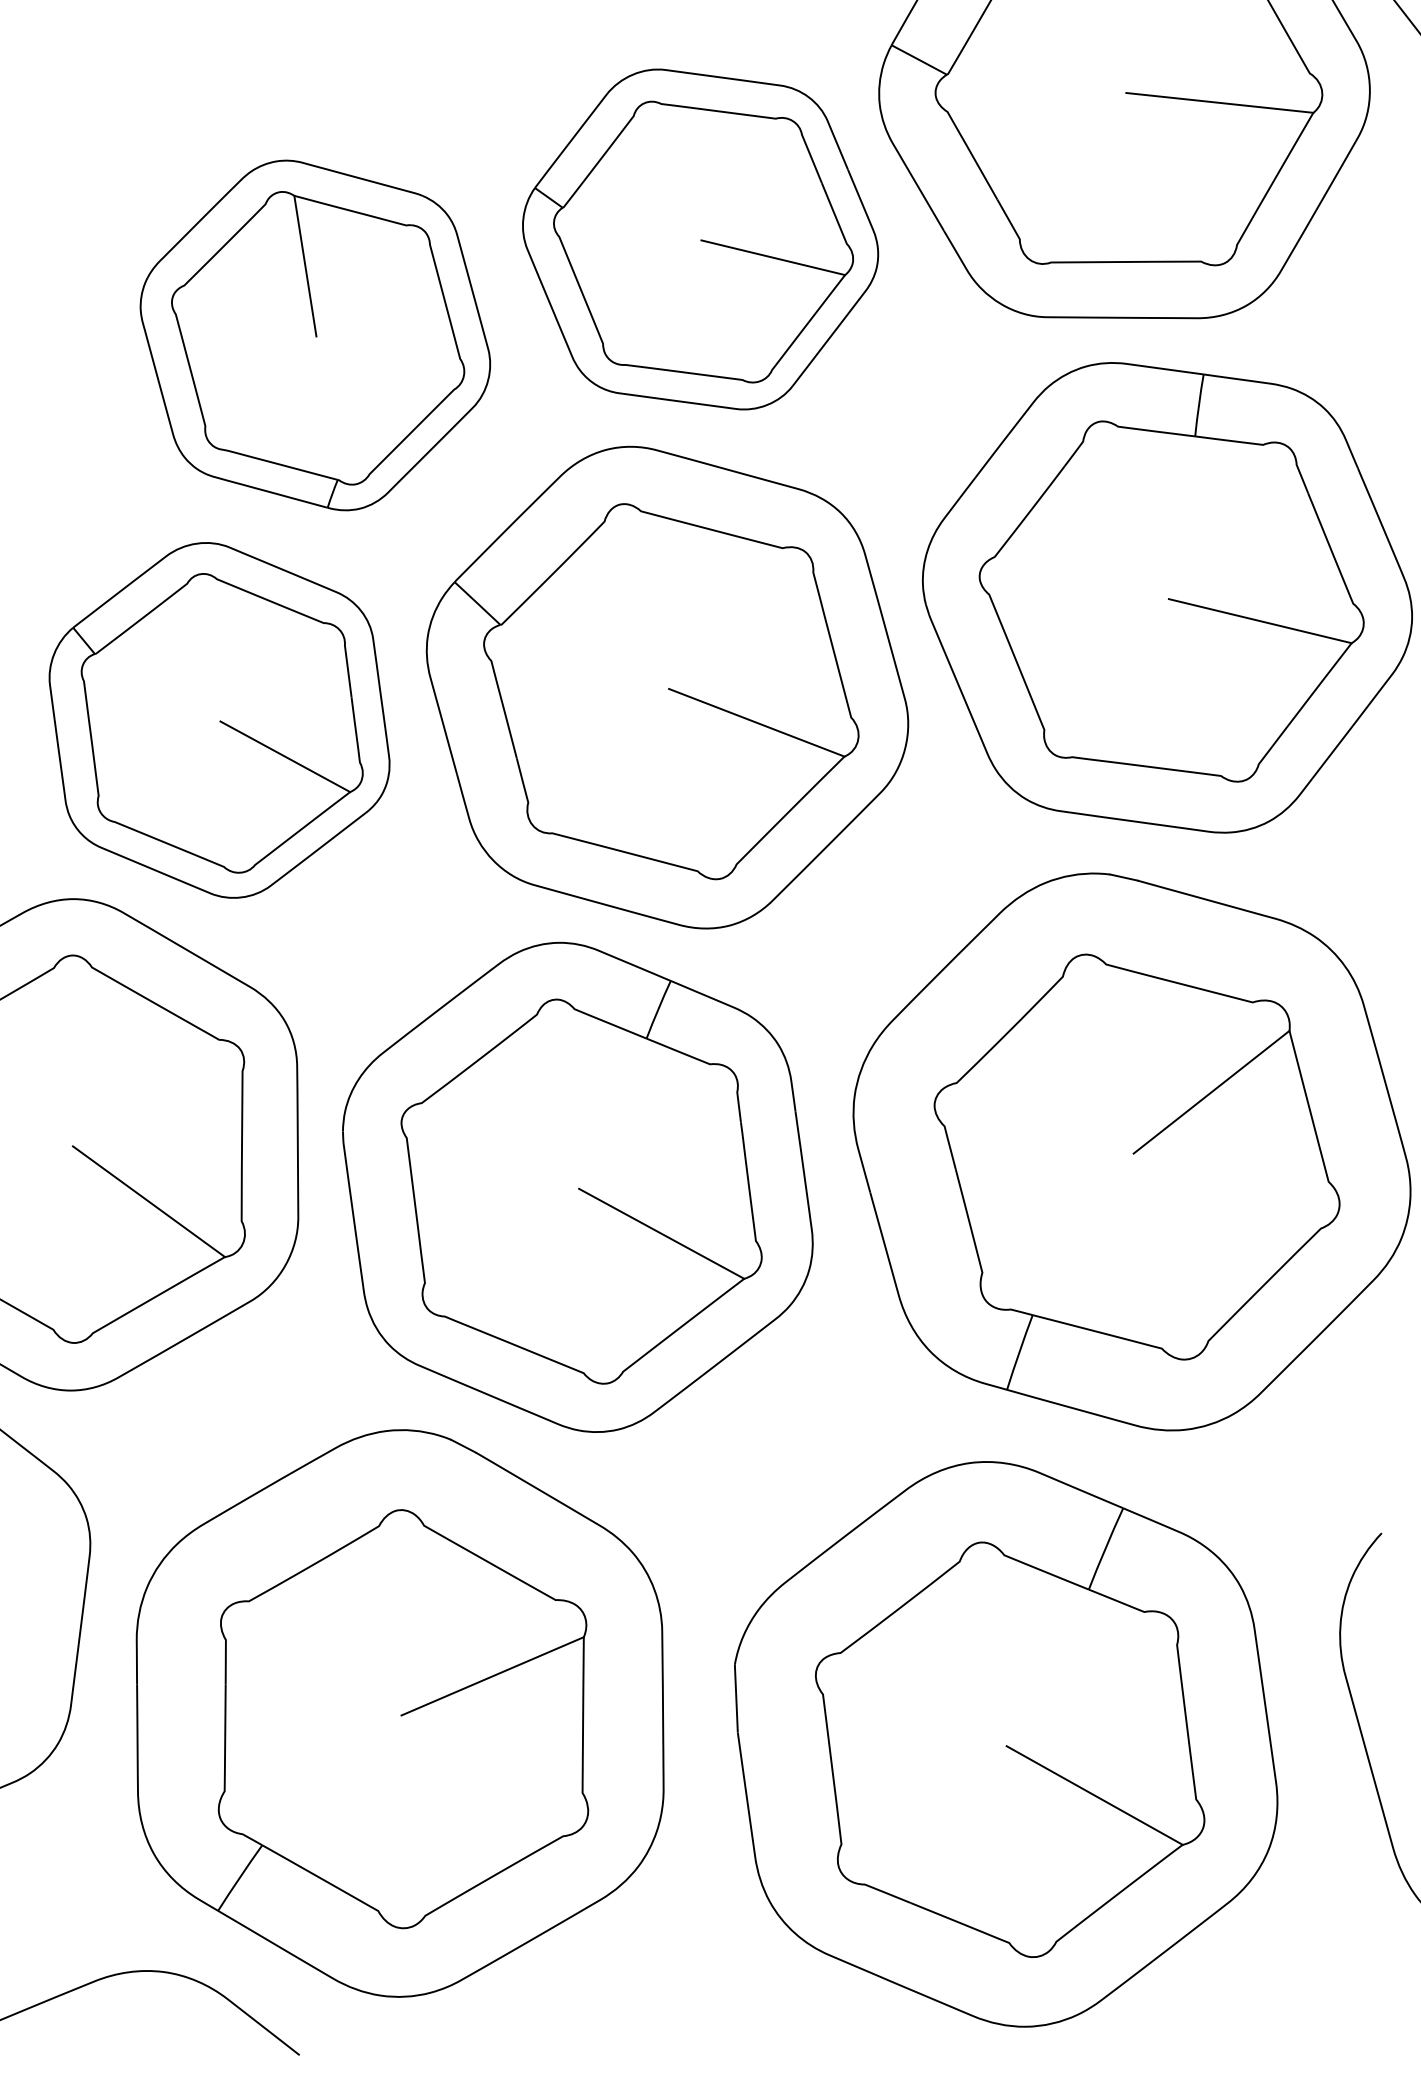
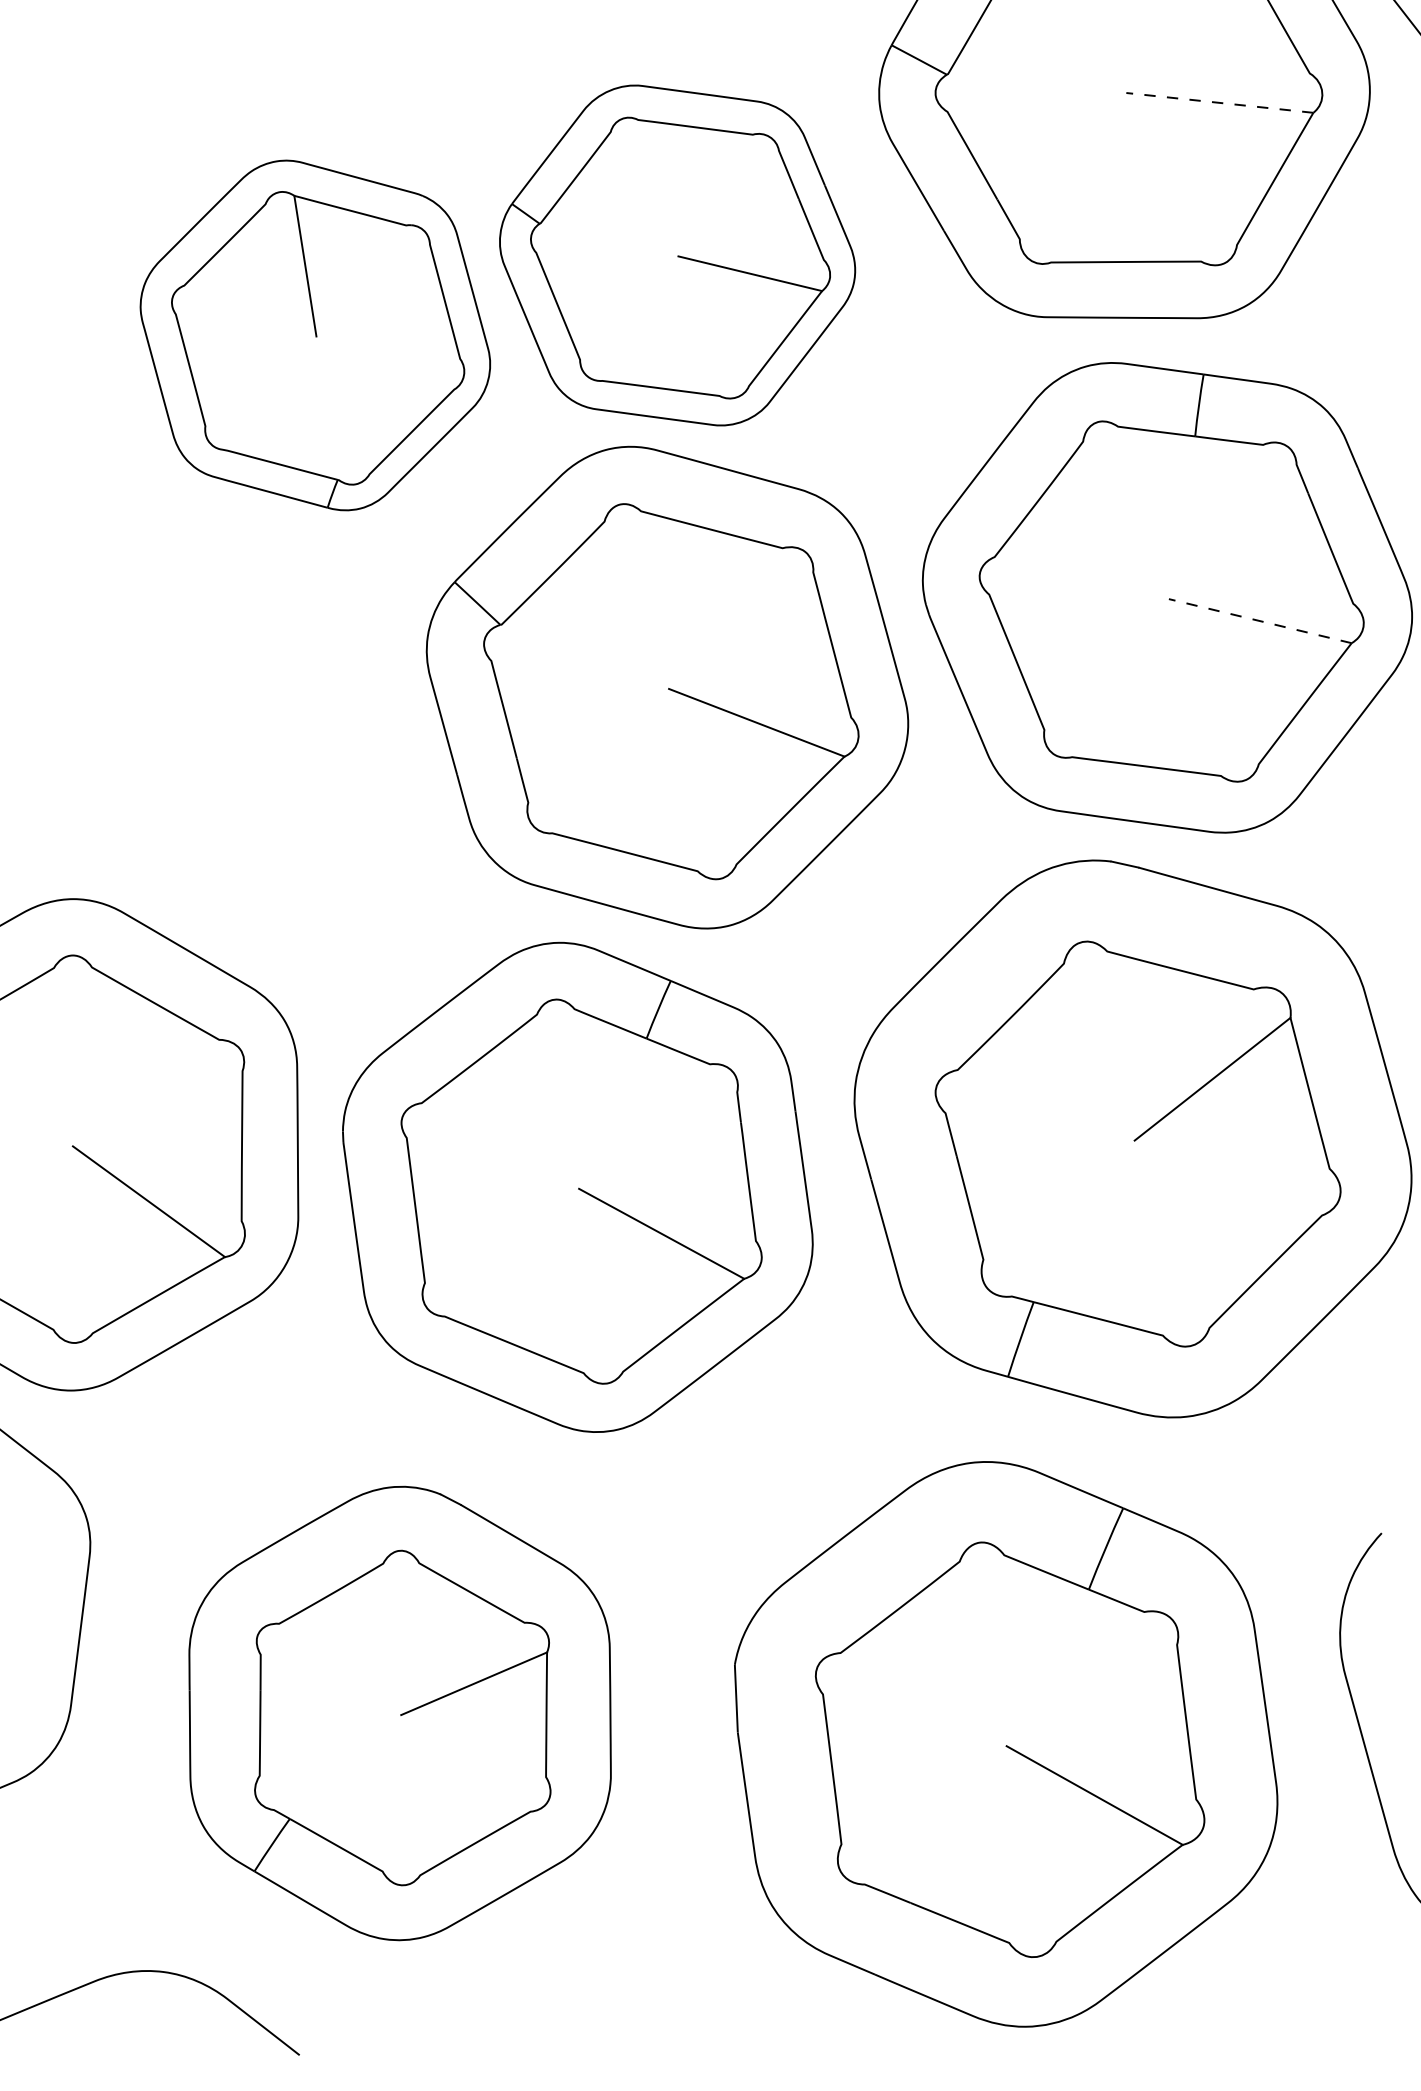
line: solid -> dashed (1219, 102)
part position: (700, 239) -> (677, 255) (677, 255)
line: solid -> dashed (1260, 621)
part: present -> none (219, 720)
part position: (1131, 1151) -> (1132, 1138) (1132, 1138)
part size: 530x569 px -> 424x457 px (399, 1713)
